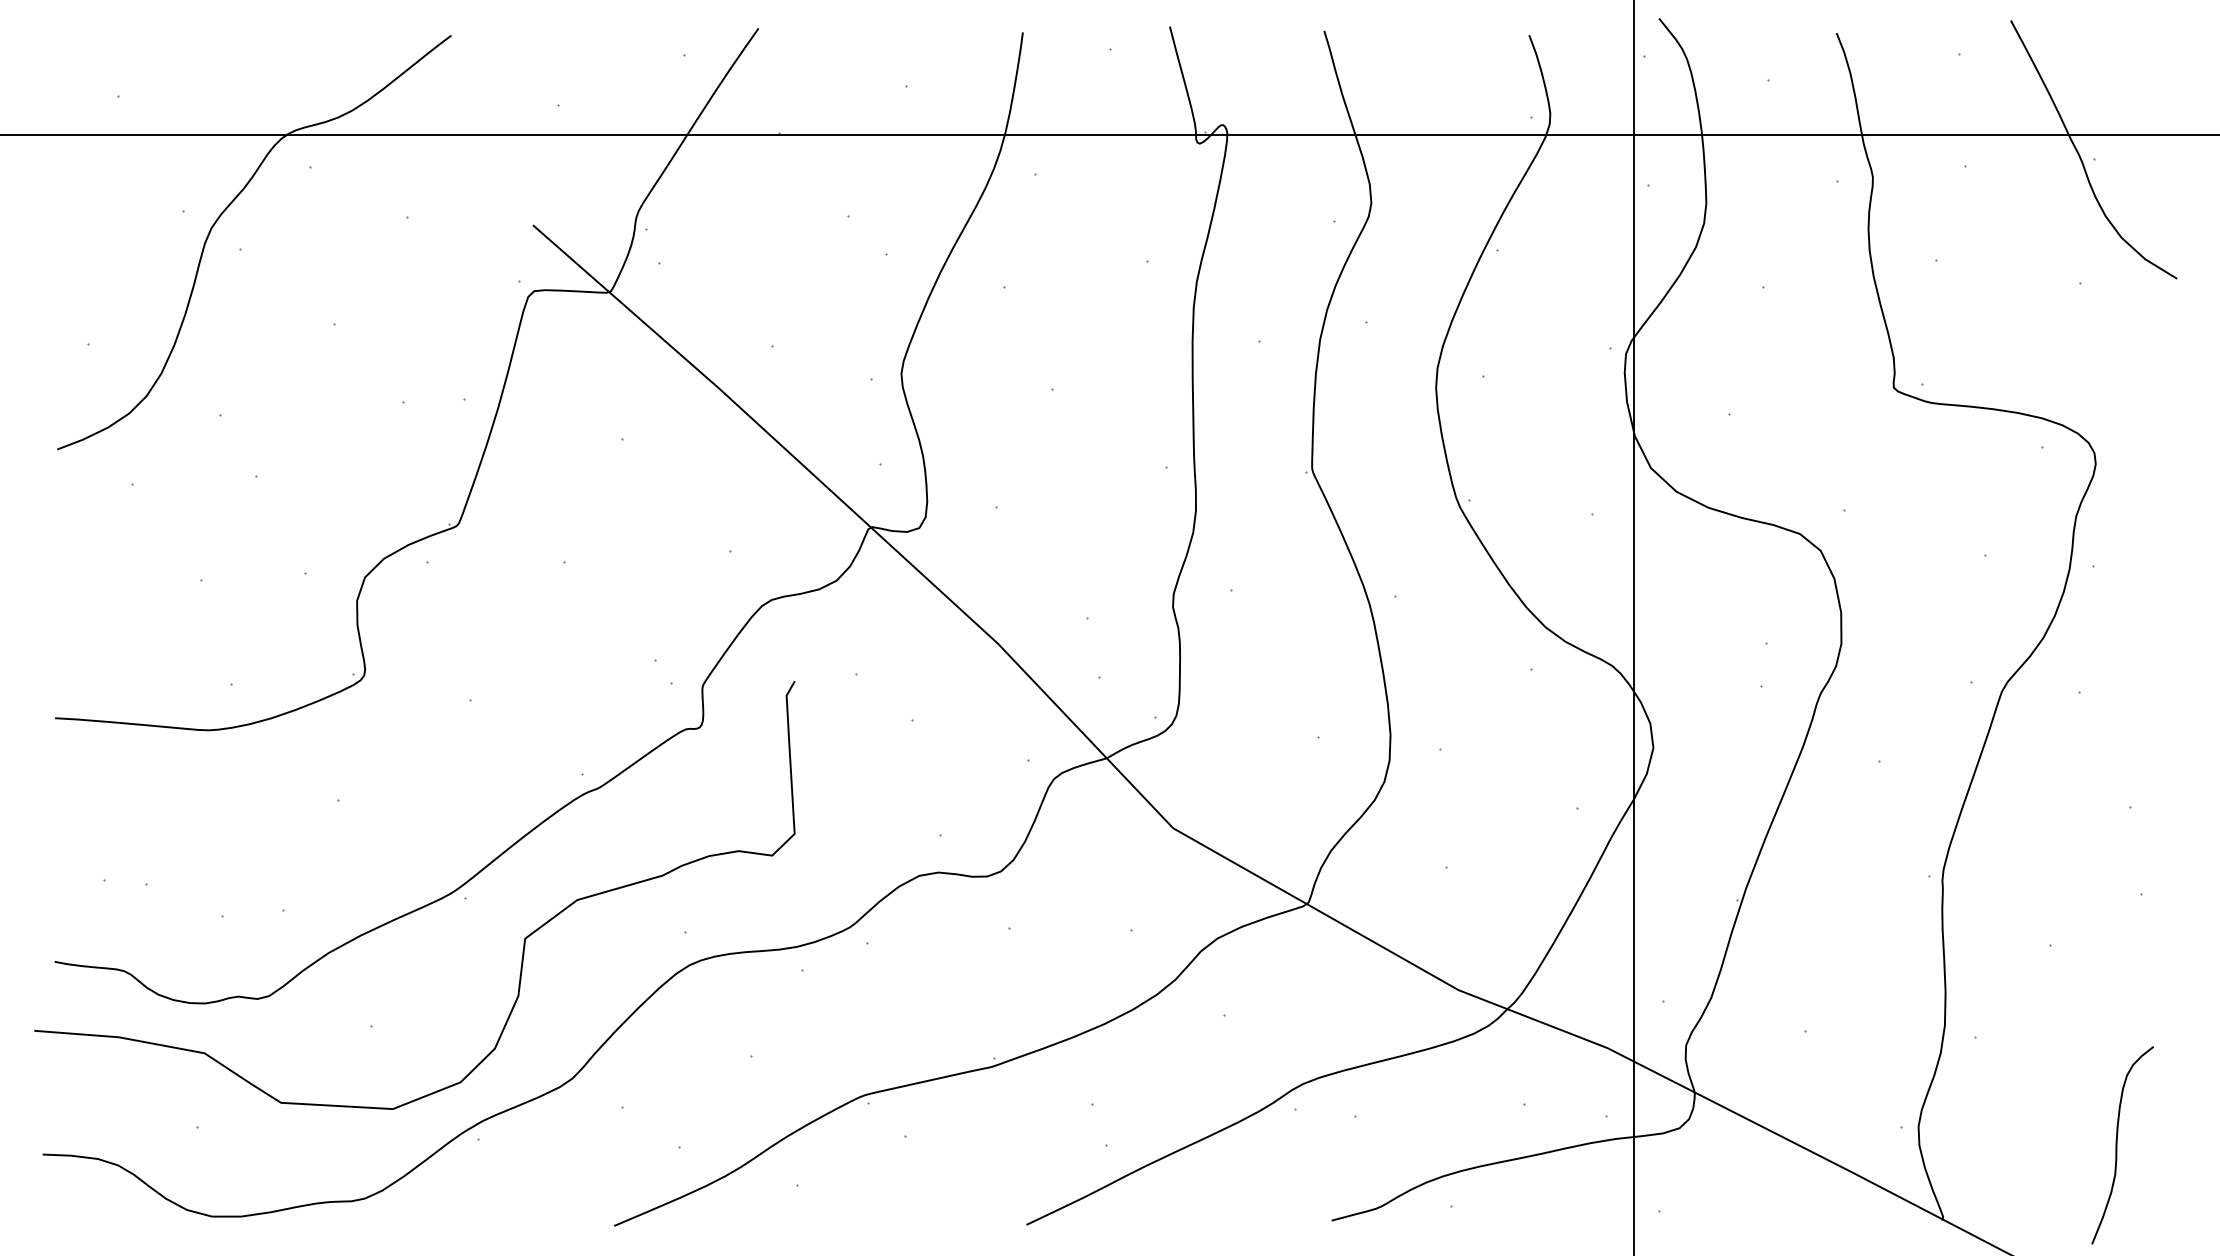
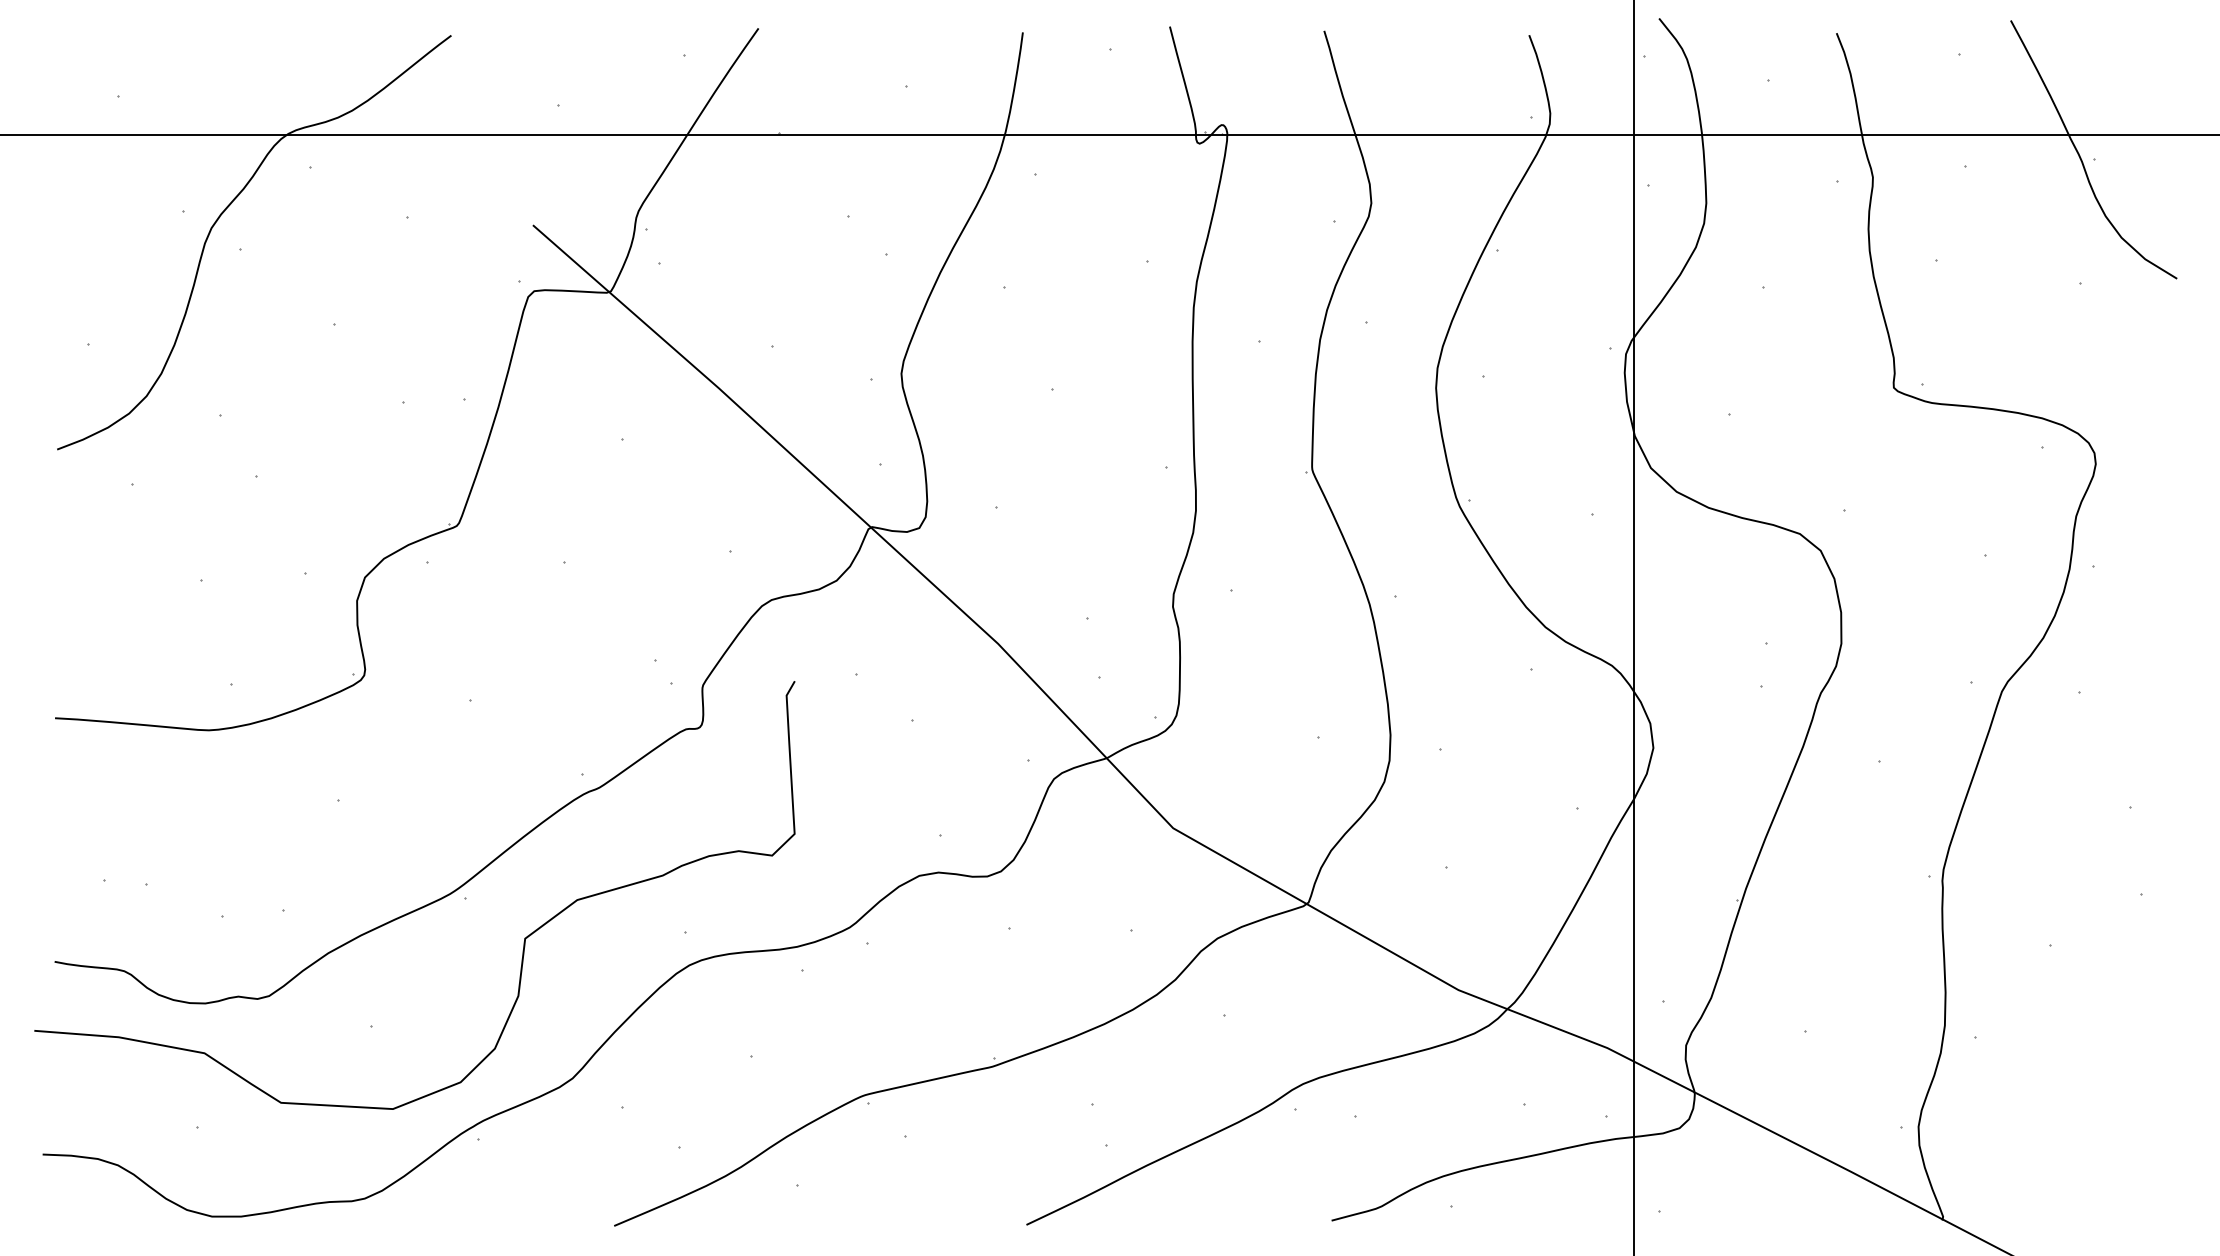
curve: present -> none (2117, 1145)
